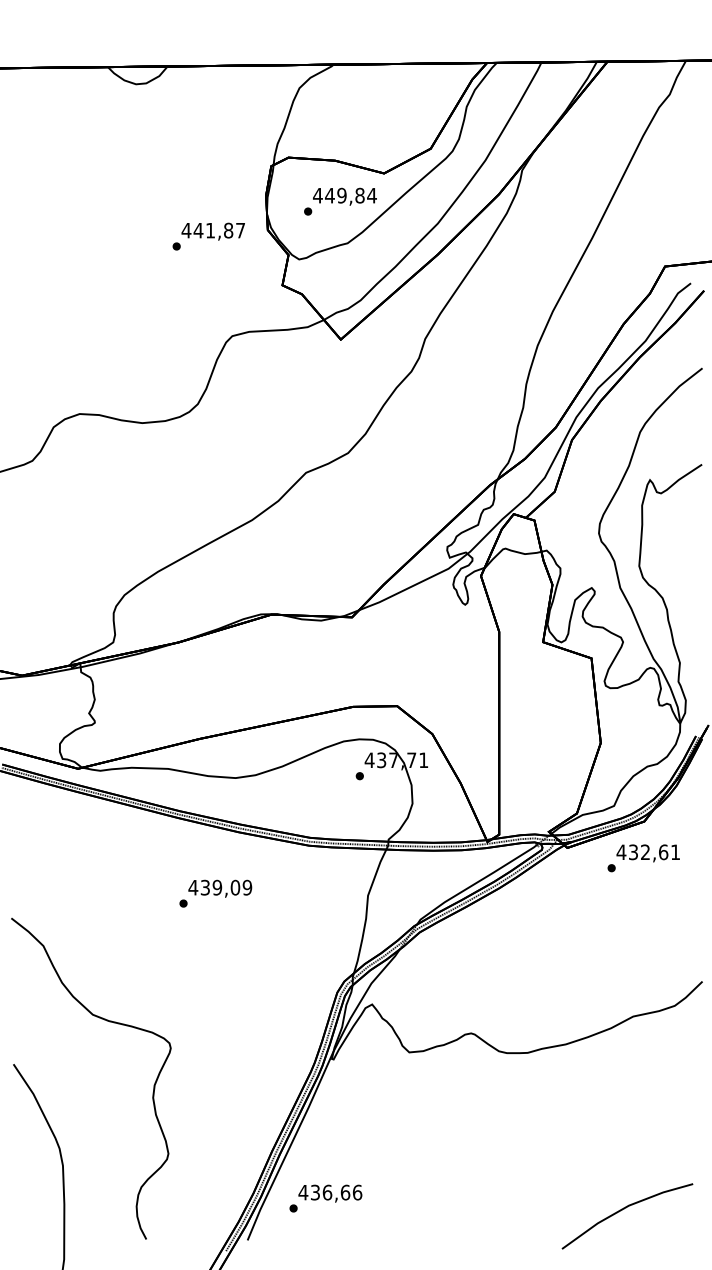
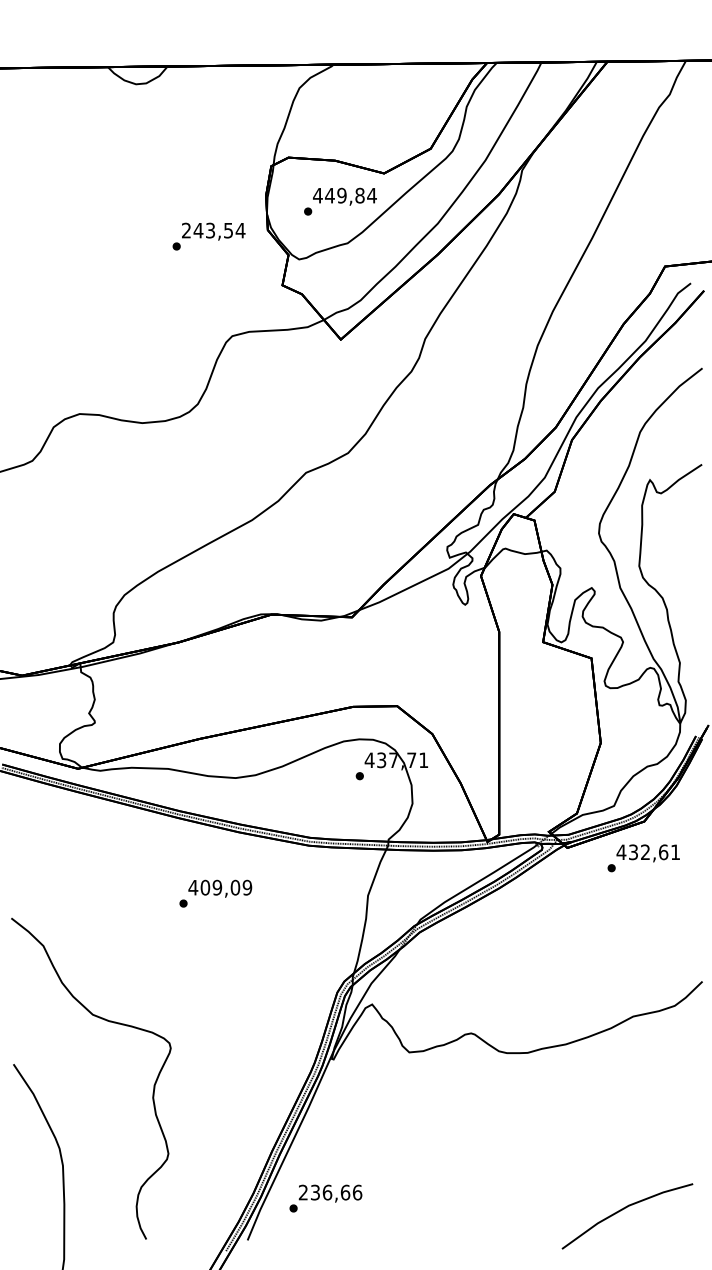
text: 441,87 -> 243,54 (213, 230)
text: 439,09 -> 409,09 (205, 887)
text: 436,66 -> 236,66 (303, 1192)
